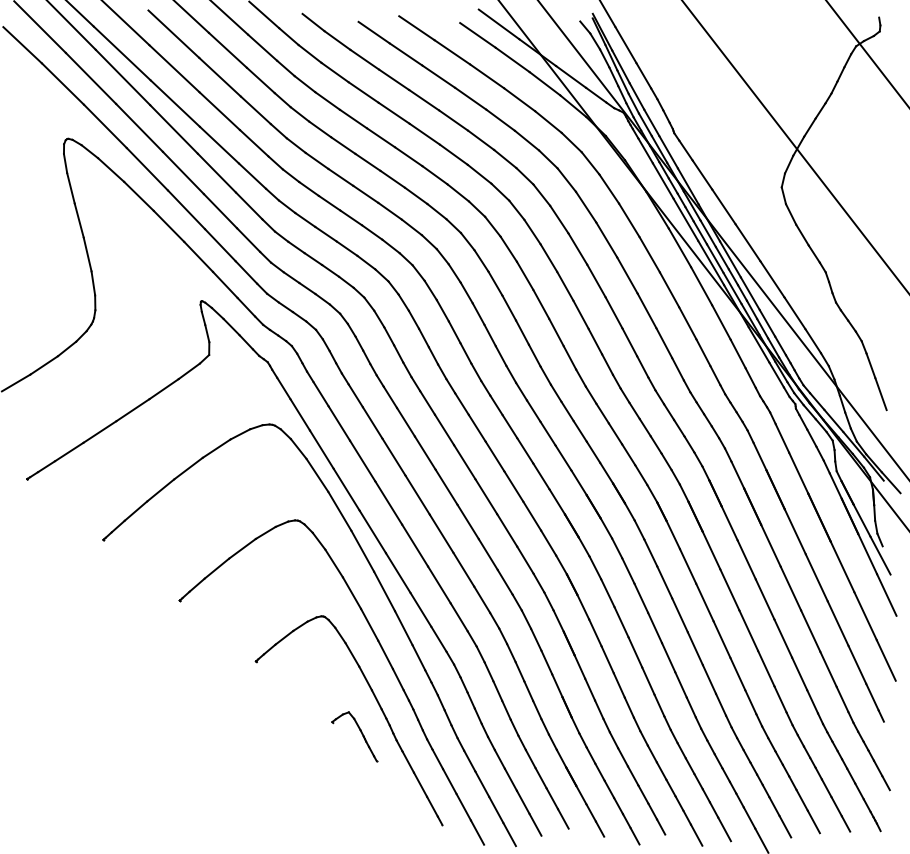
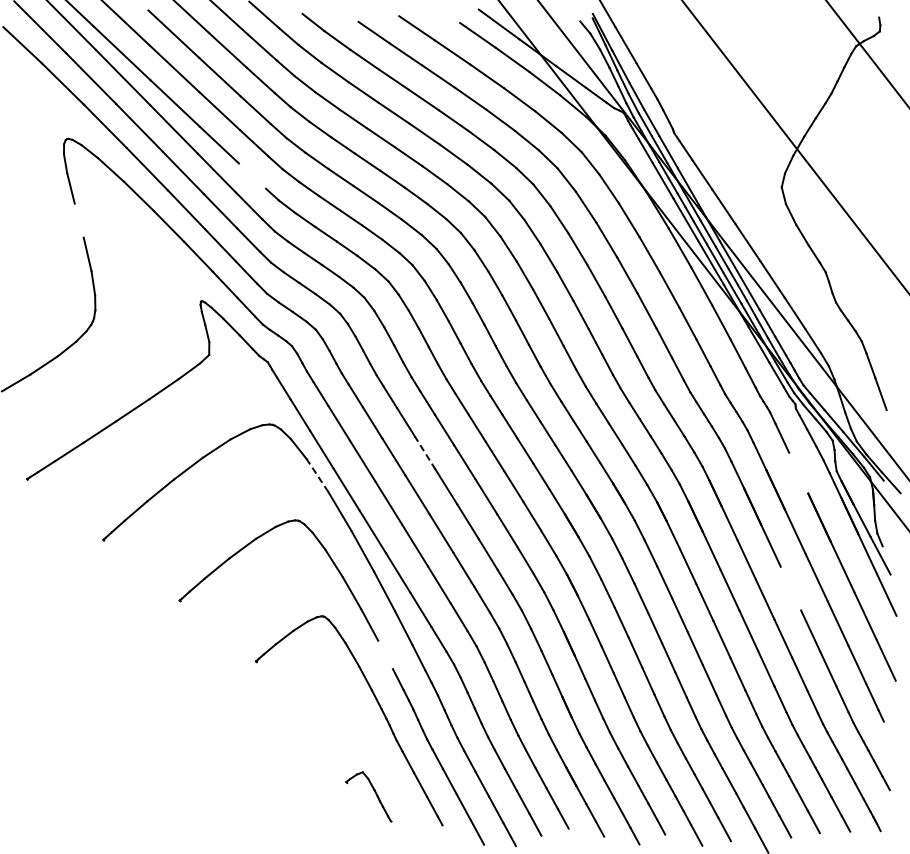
line: present -> none (252, 175)
line: present -> none (78, 220)
line: solid -> dashed (425, 453)
line: present -> none (798, 472)
line: solid -> dashed (317, 475)
line: present -> none (790, 588)
line: present -> none (385, 654)
part position: (360, 732) -> (374, 792) (374, 792)
